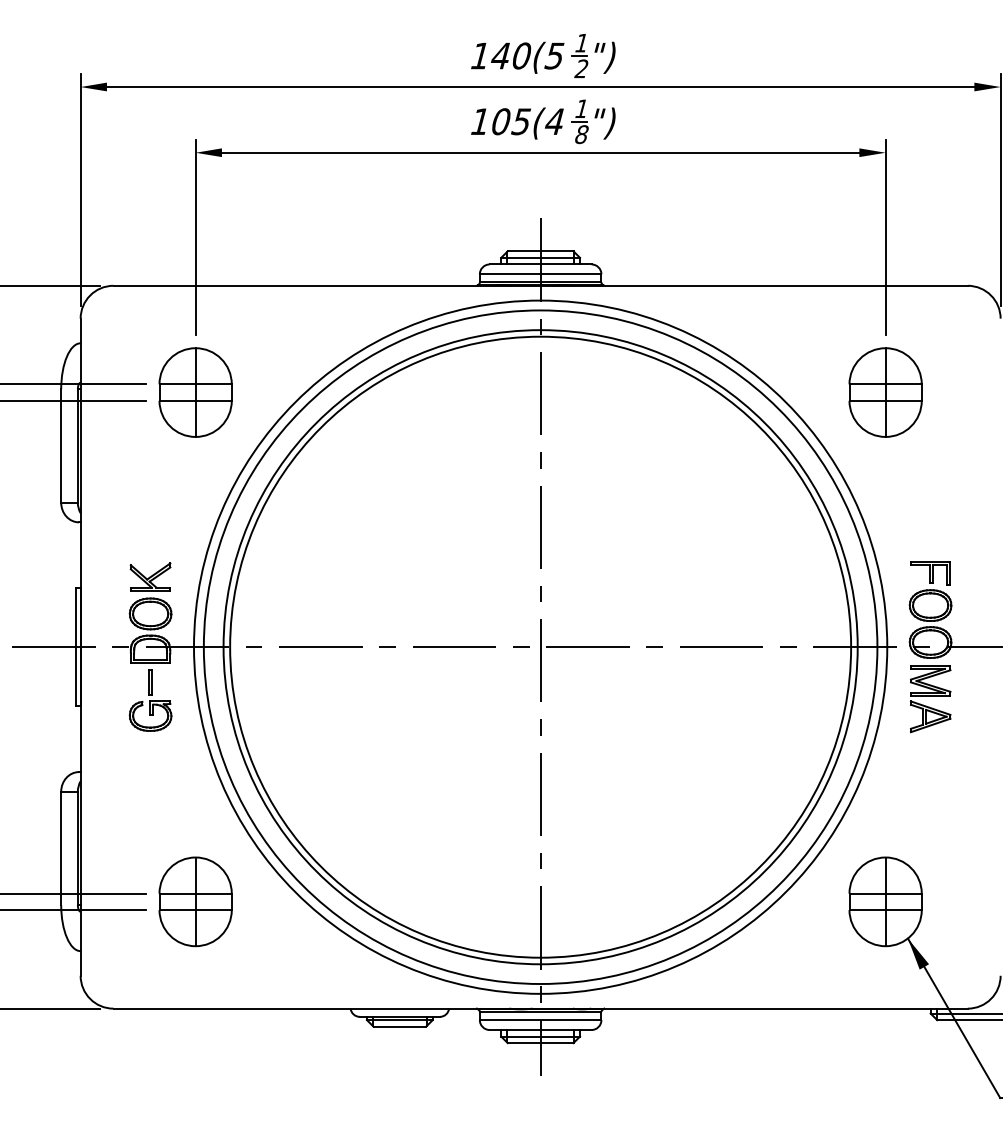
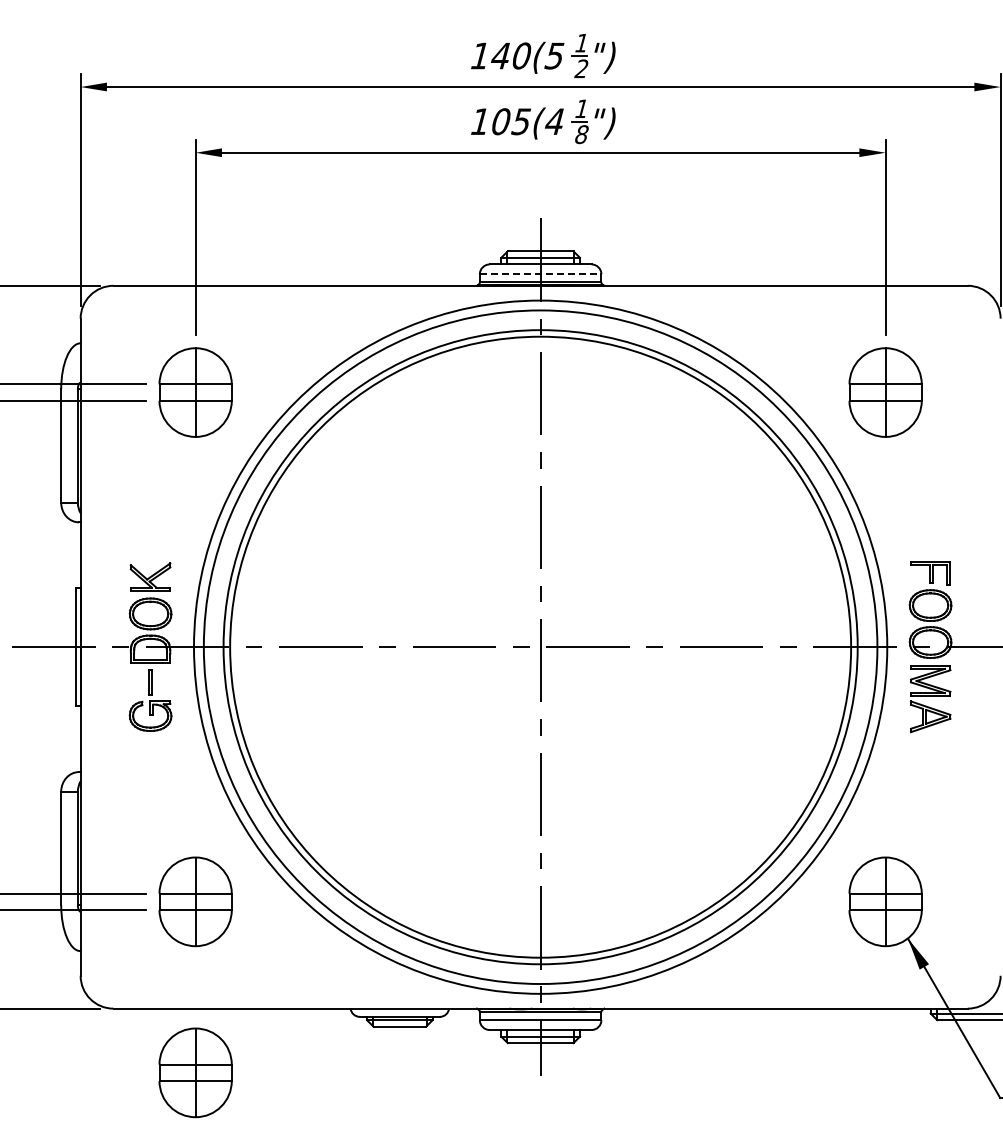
line: solid -> dashed (540, 274)
part: none -> present (195, 1072)
